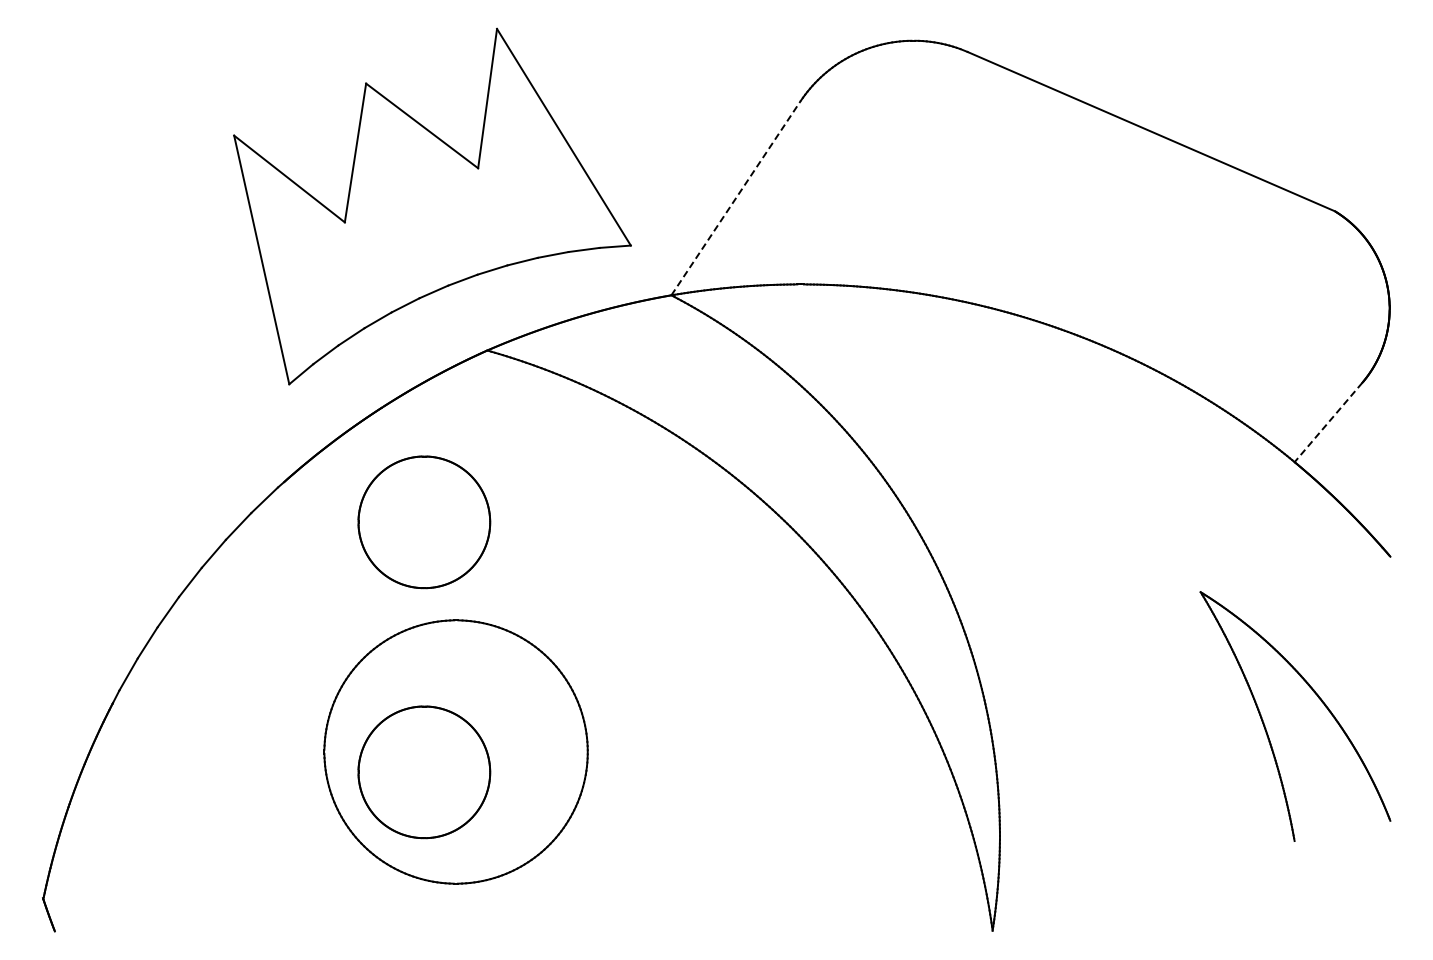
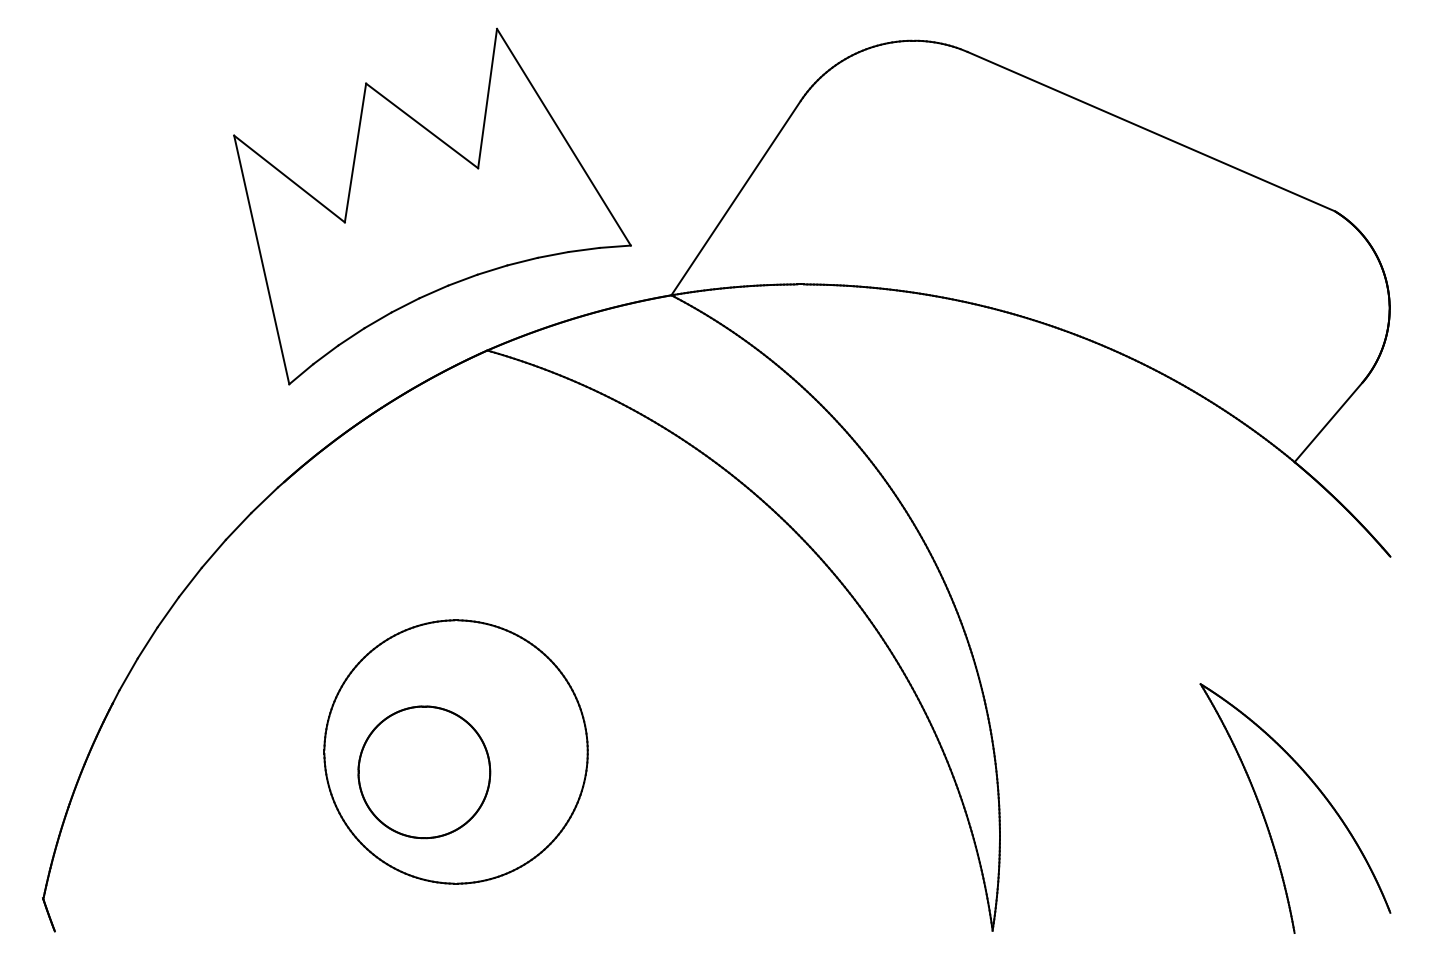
line: dashed -> solid (736, 198)
line: dashed -> solid (1328, 422)
part: present -> none (424, 522)
part position: (1318, 698) -> (1318, 790) (1318, 790)
